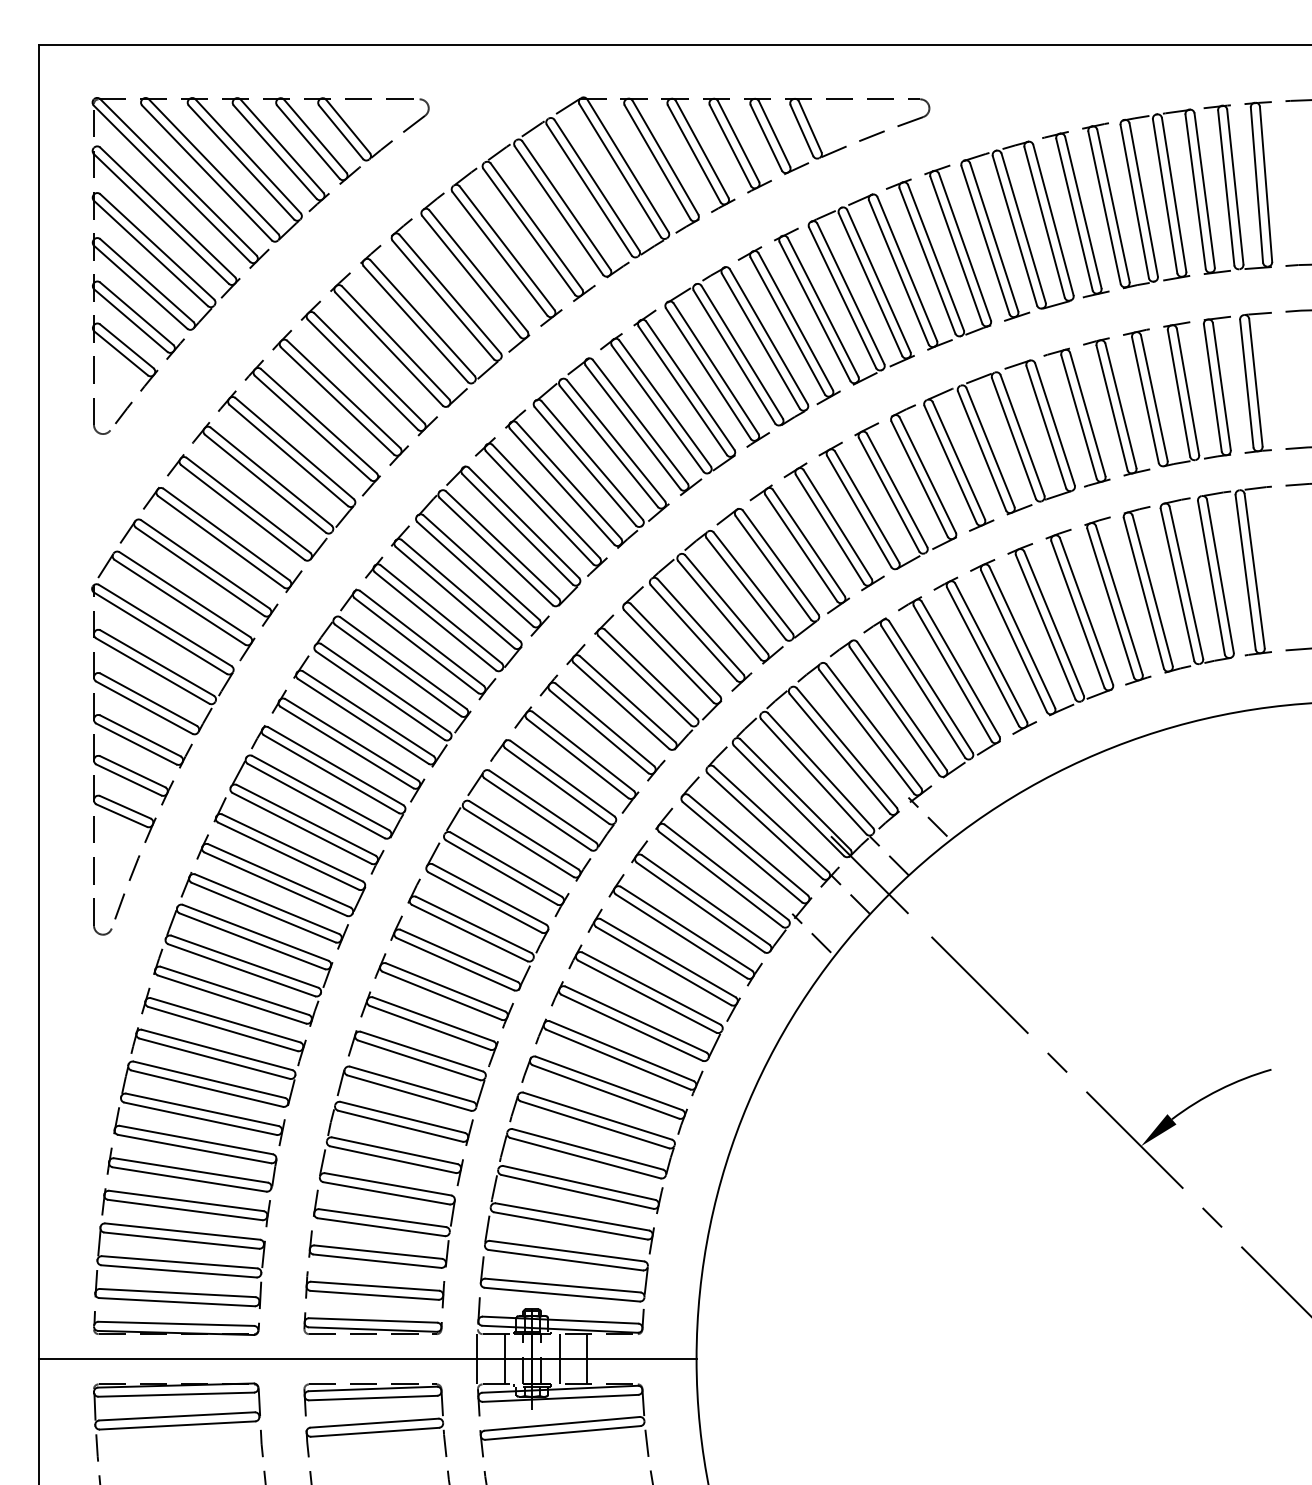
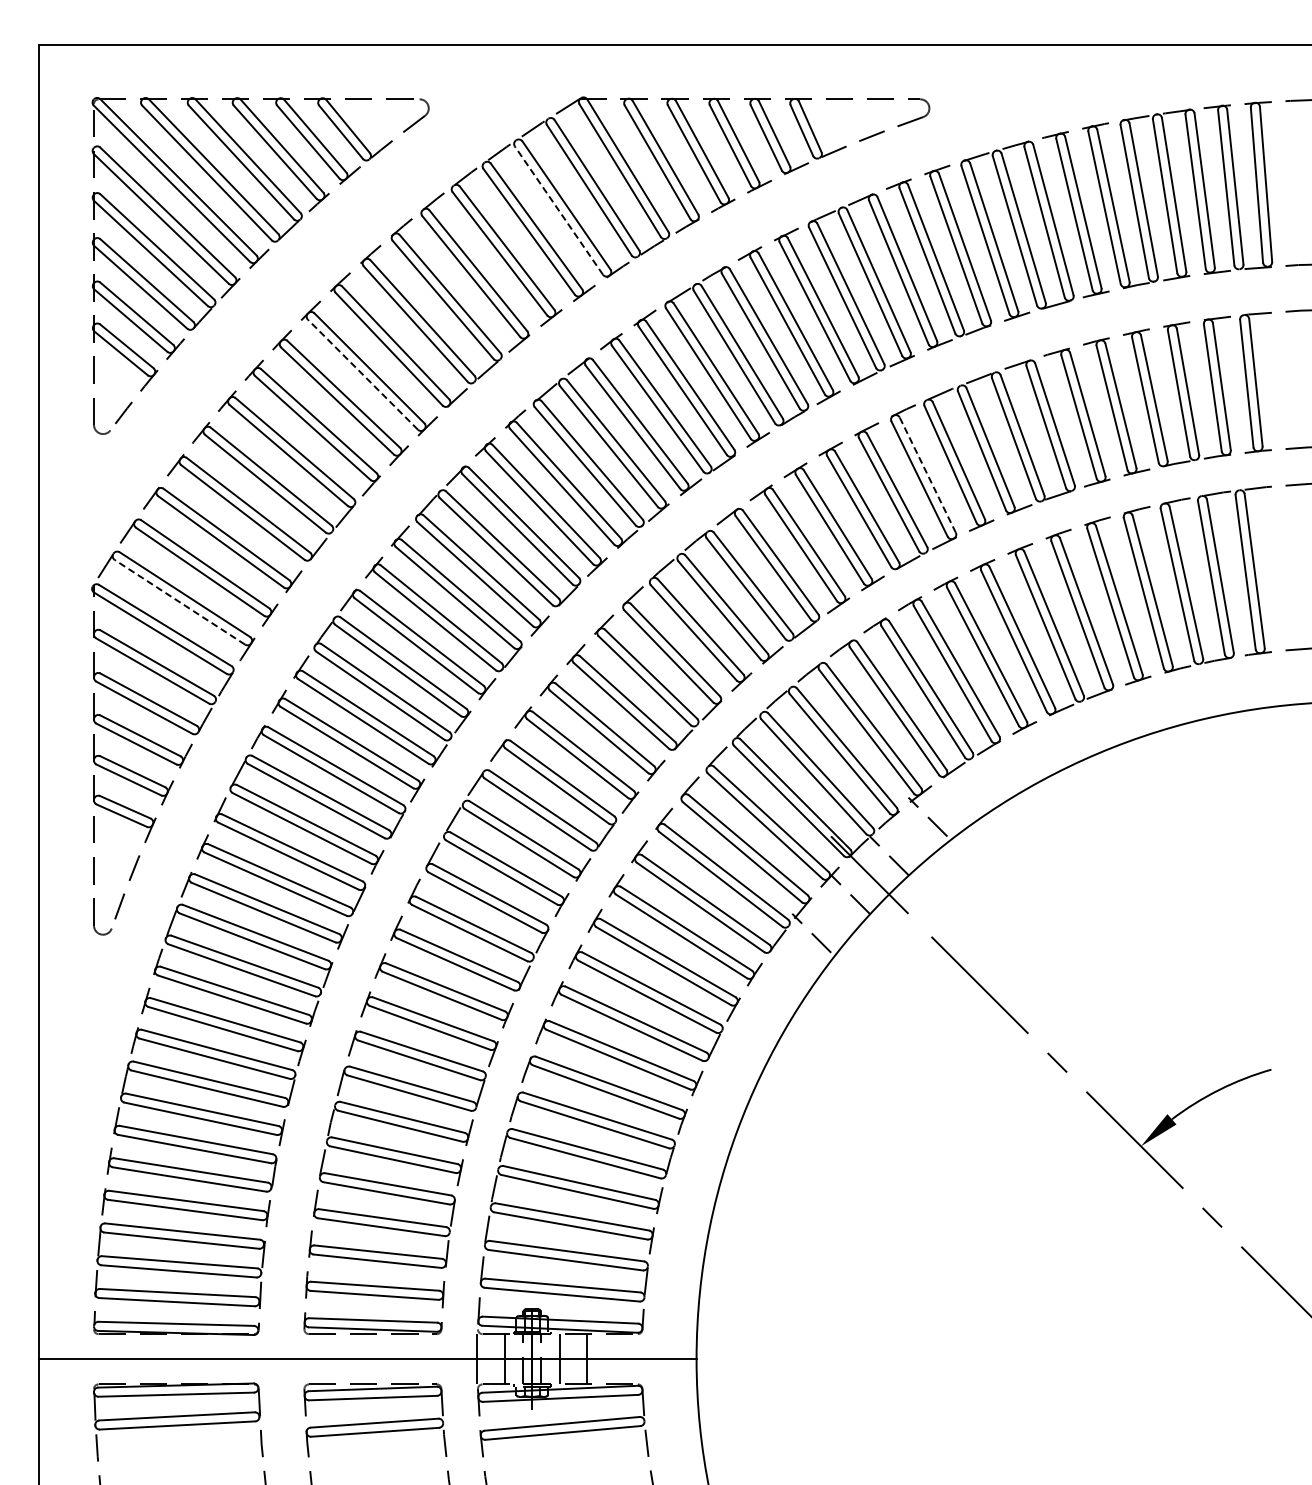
line: solid -> dashed (558, 210)
line: solid -> dashed (362, 374)
line: solid -> dashed (927, 474)
line: solid -> dashed (179, 602)
